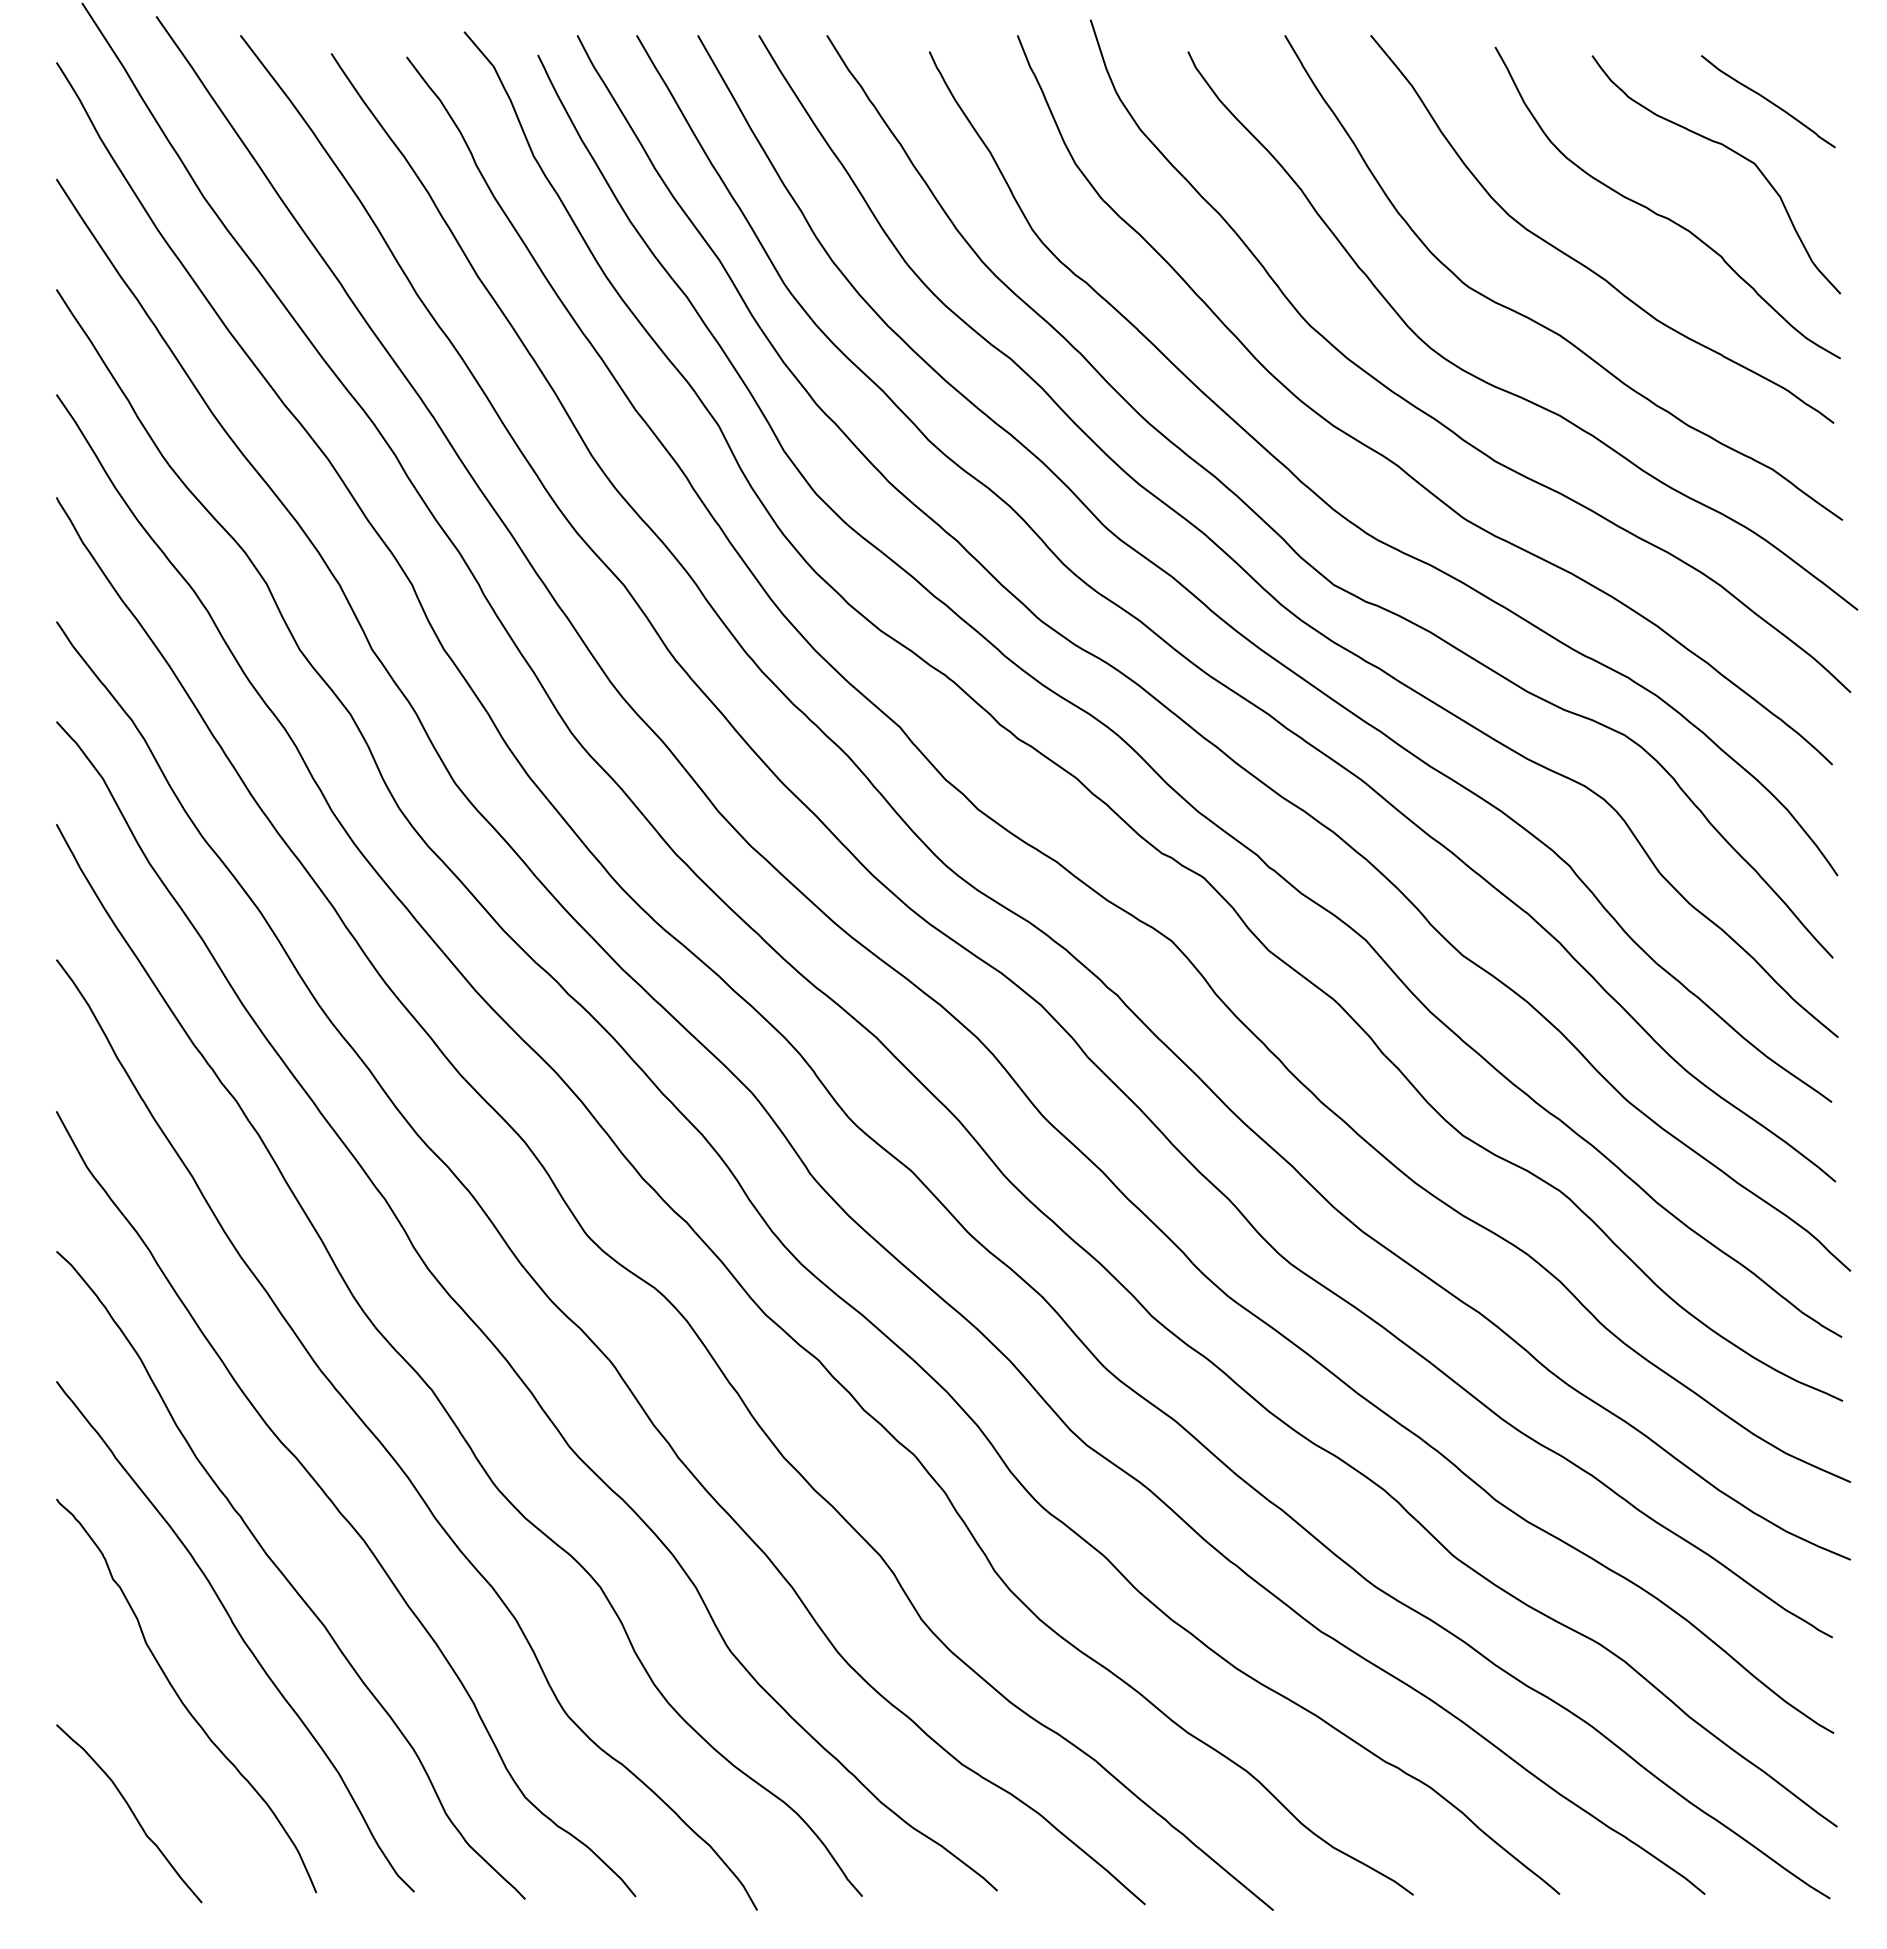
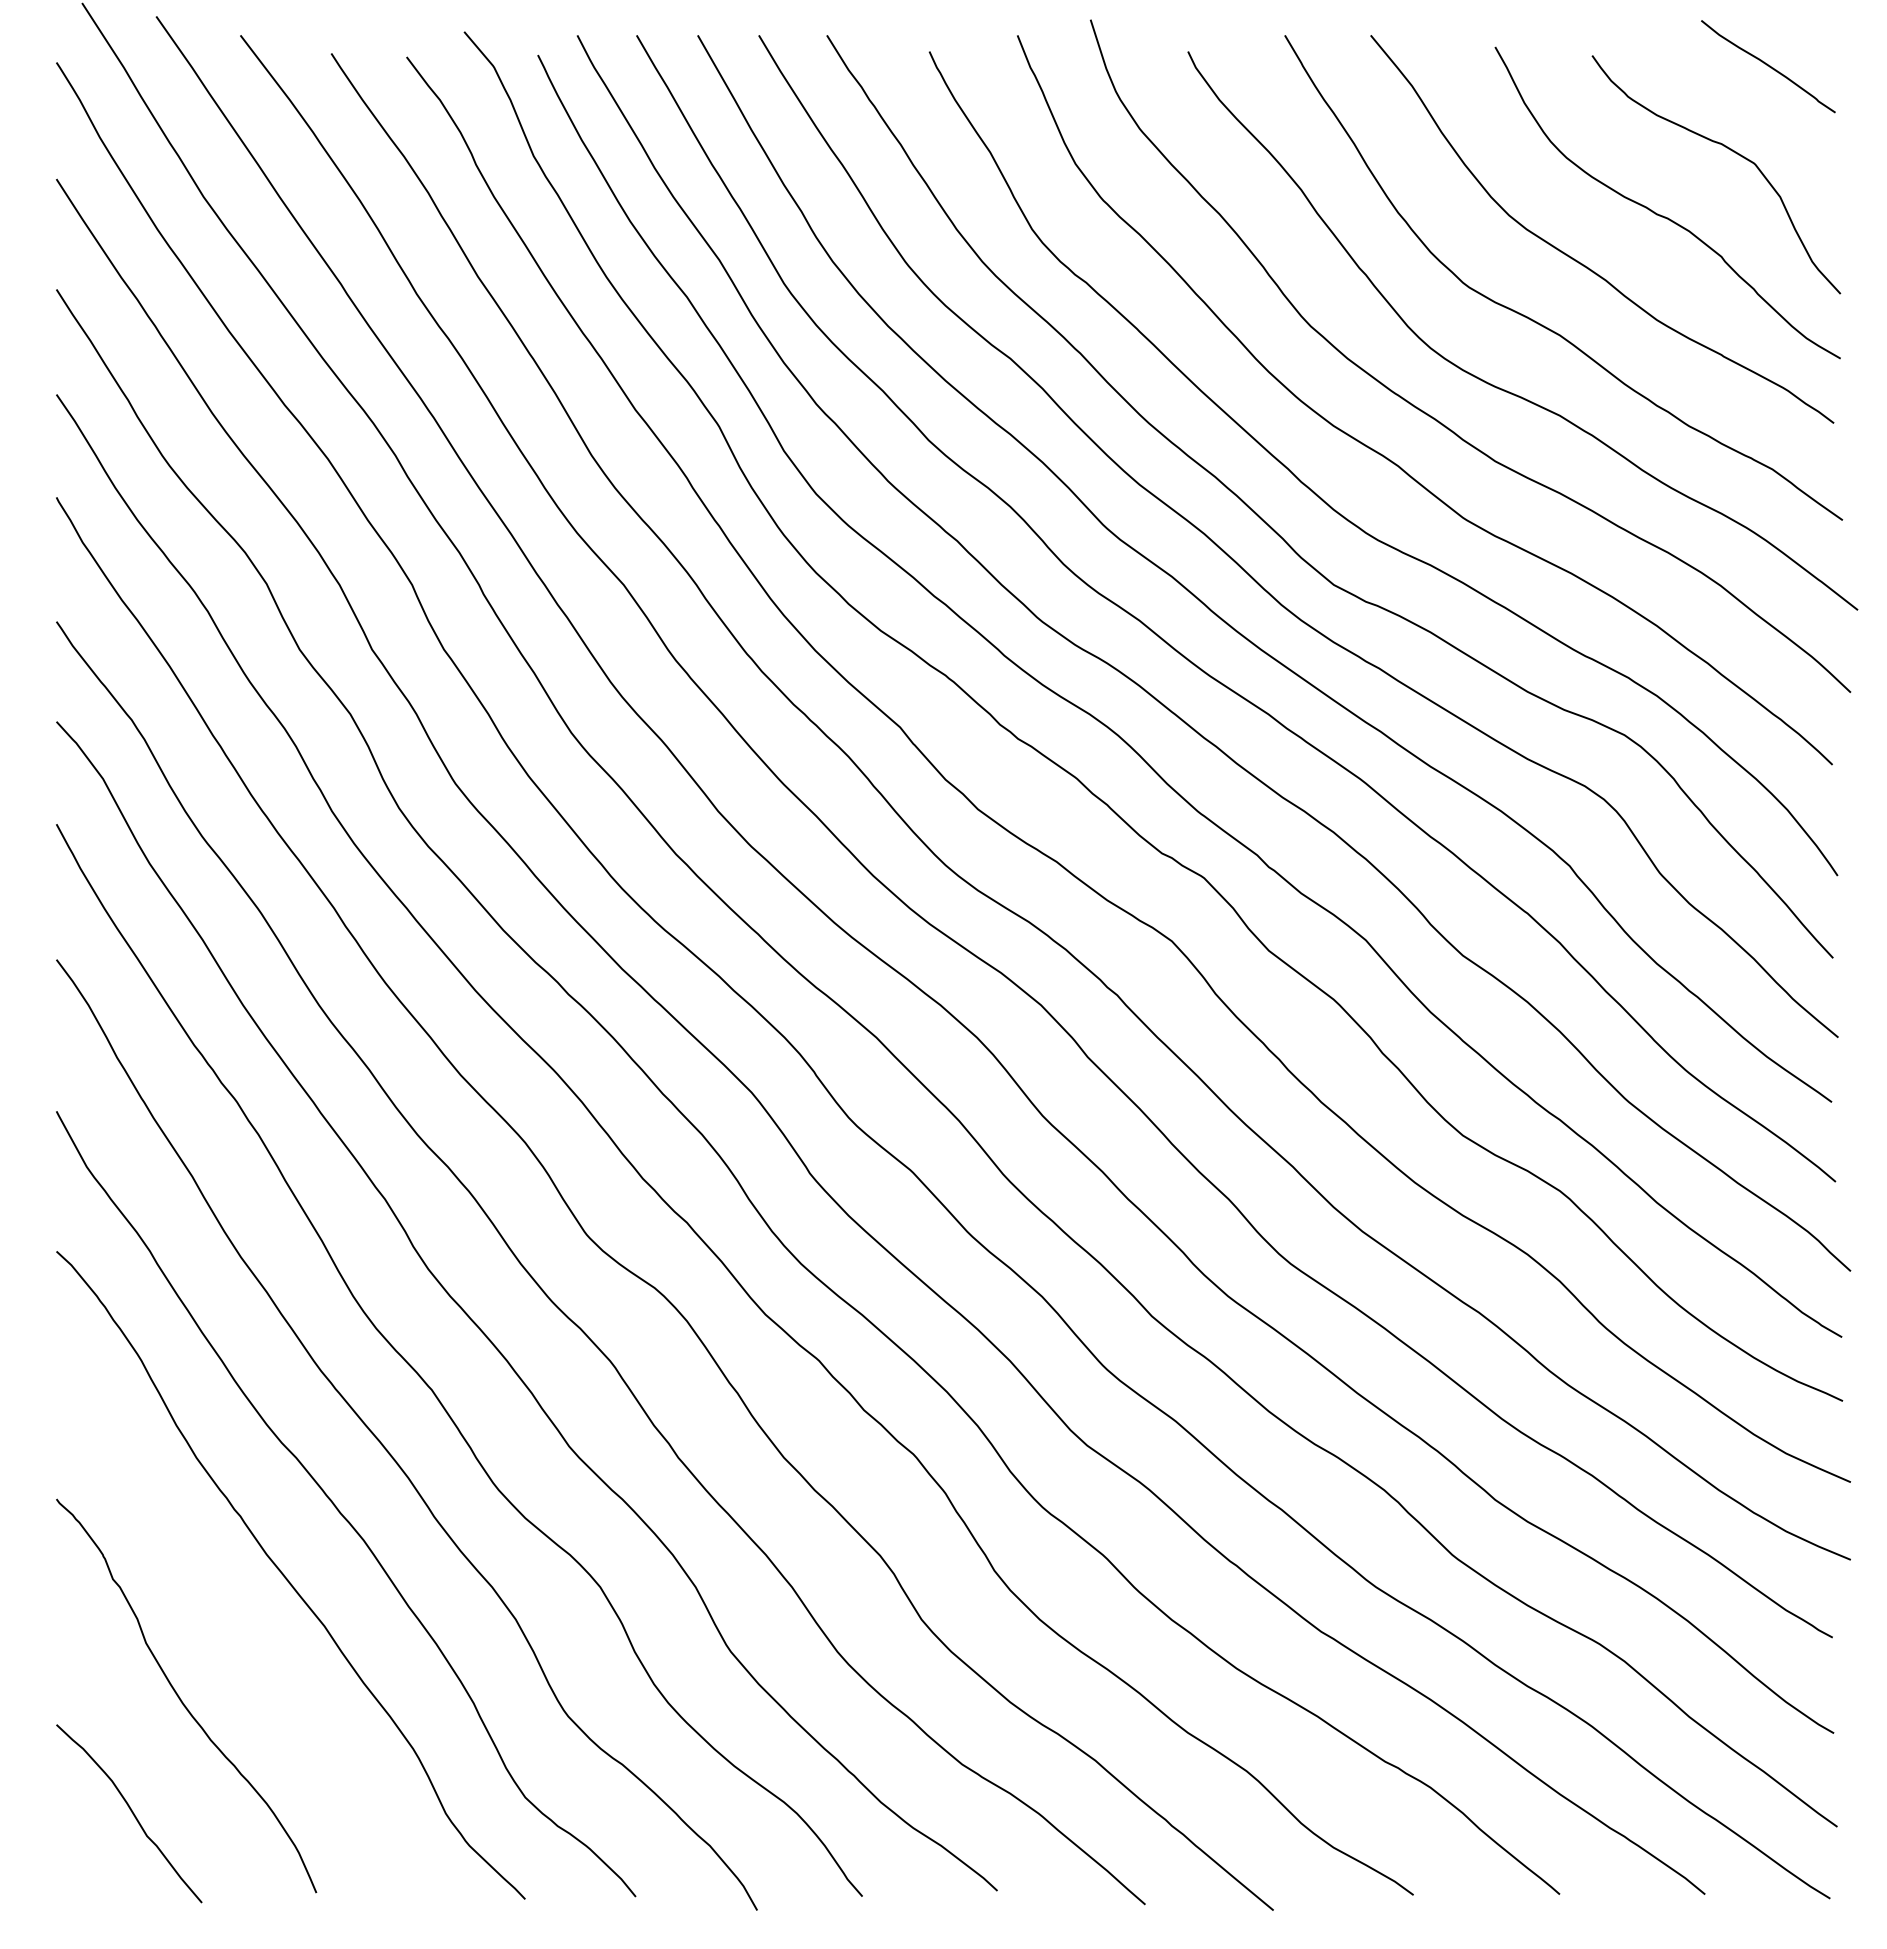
curve position: (1768, 101) -> (1768, 66) (1768, 66)
curve: present -> none (238, 1634)
